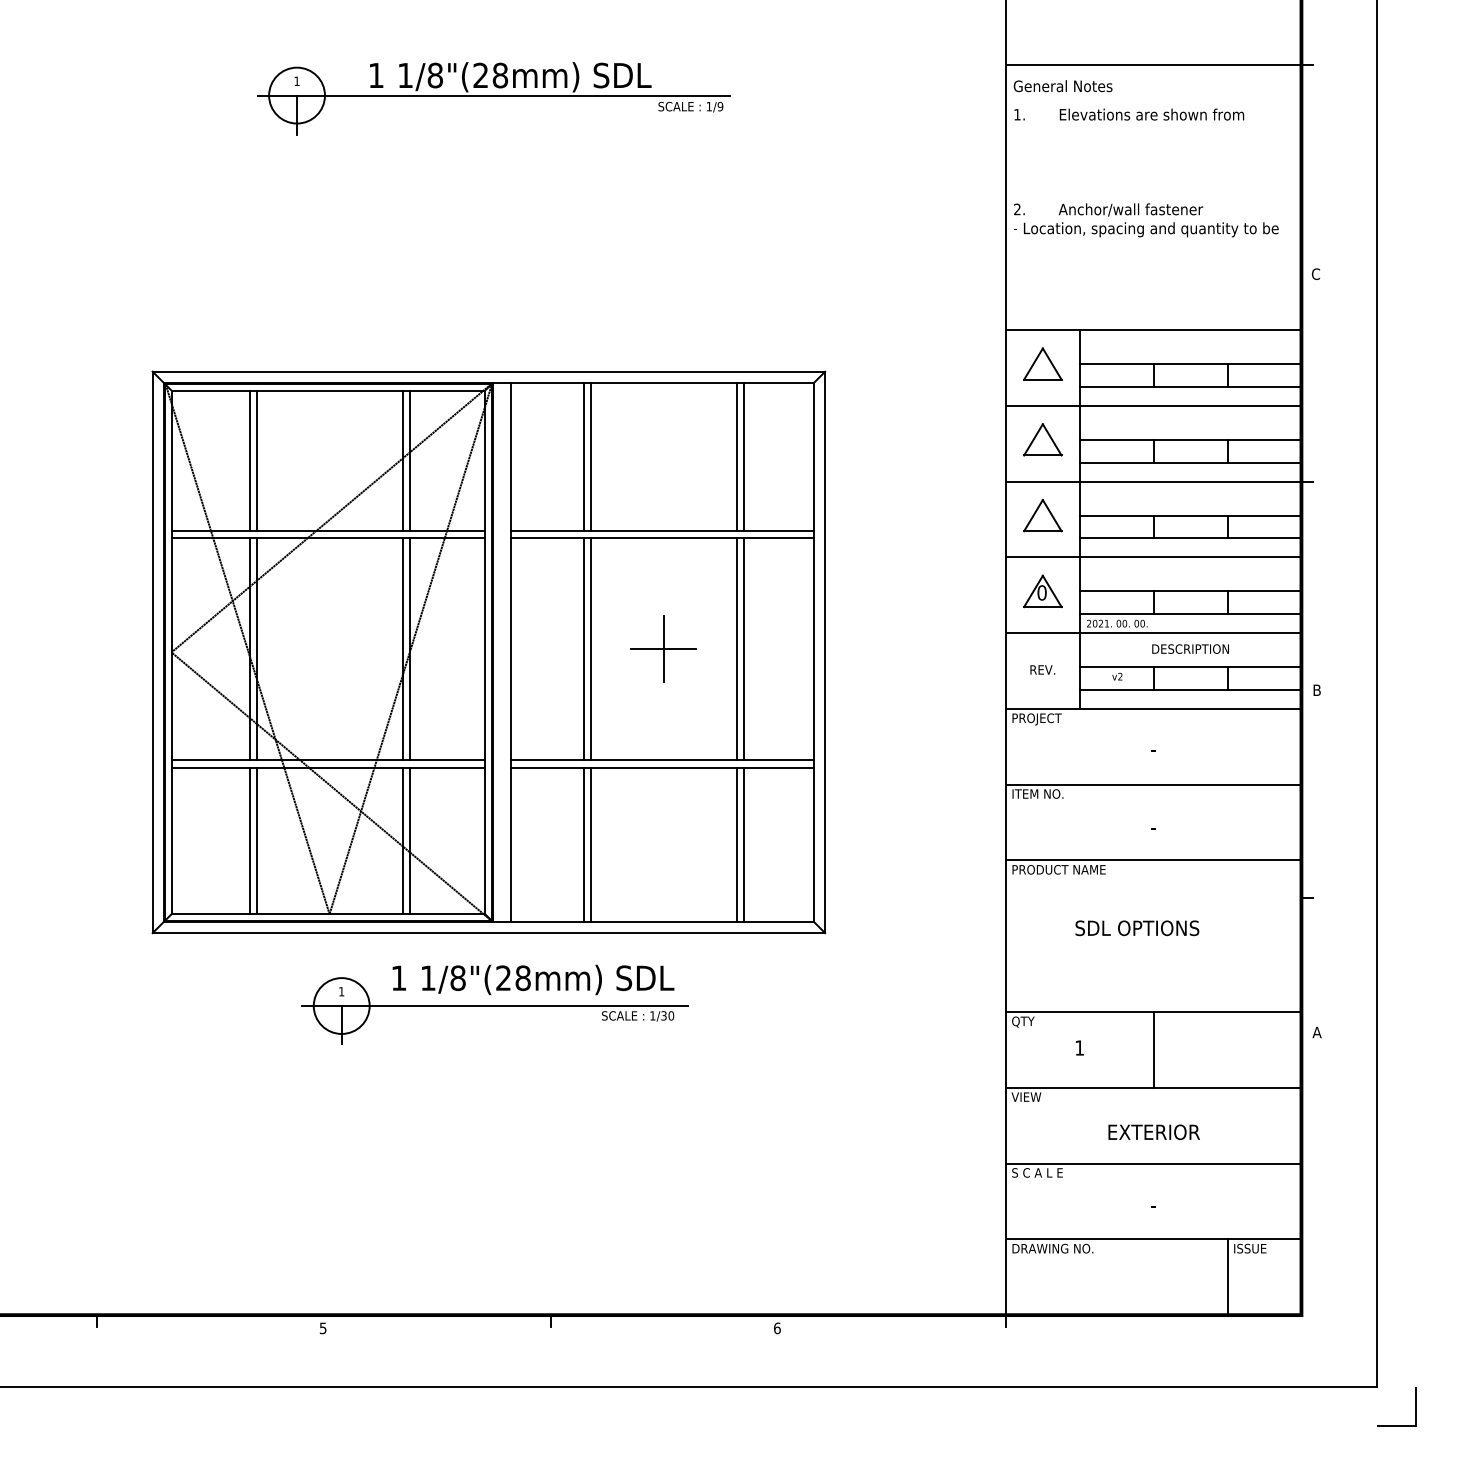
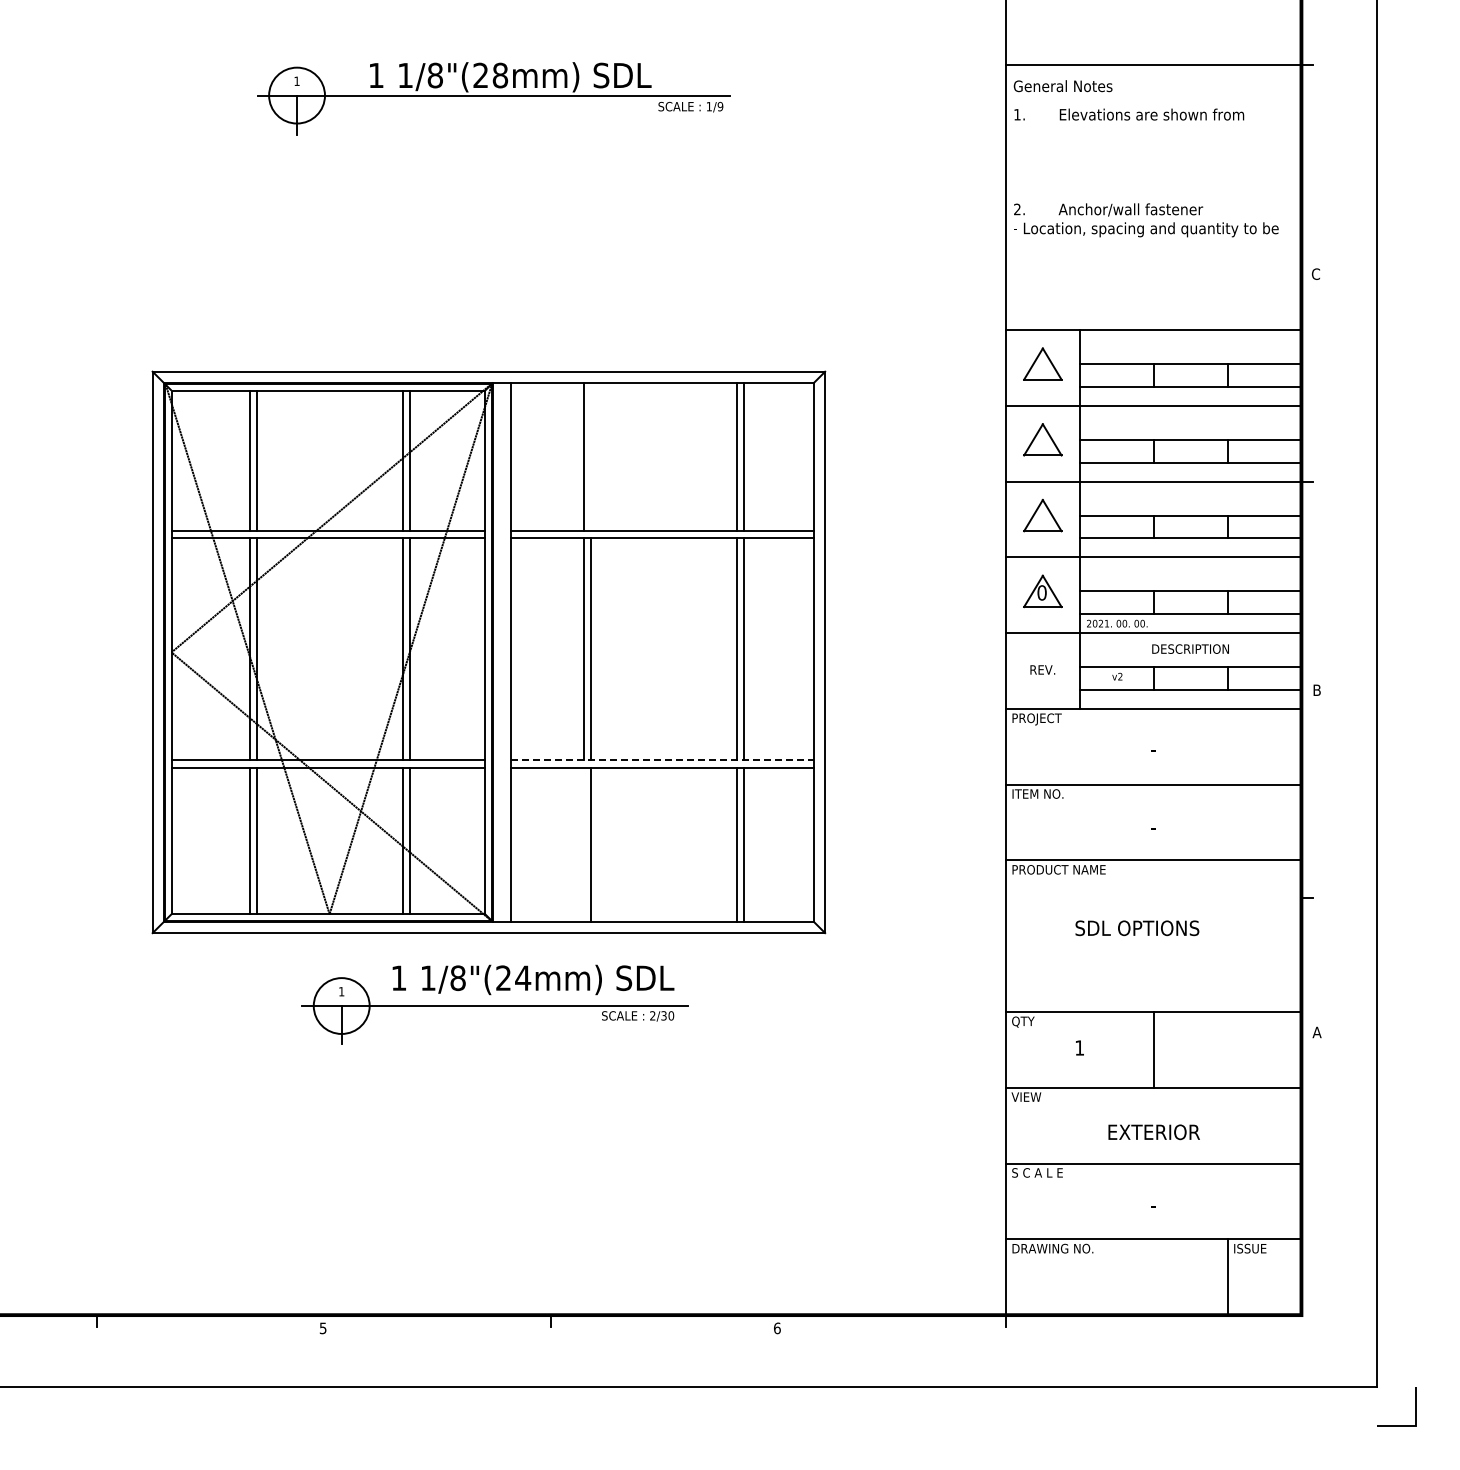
line: present -> none (591, 456)
part: present -> none (663, 648)
line: solid -> dashed (662, 760)
line: present -> none (584, 844)
text: 1/8"(28mm) -> 1/8"(24mm) (523, 978)
text: 1/30 -> 2/30 (652, 1015)
